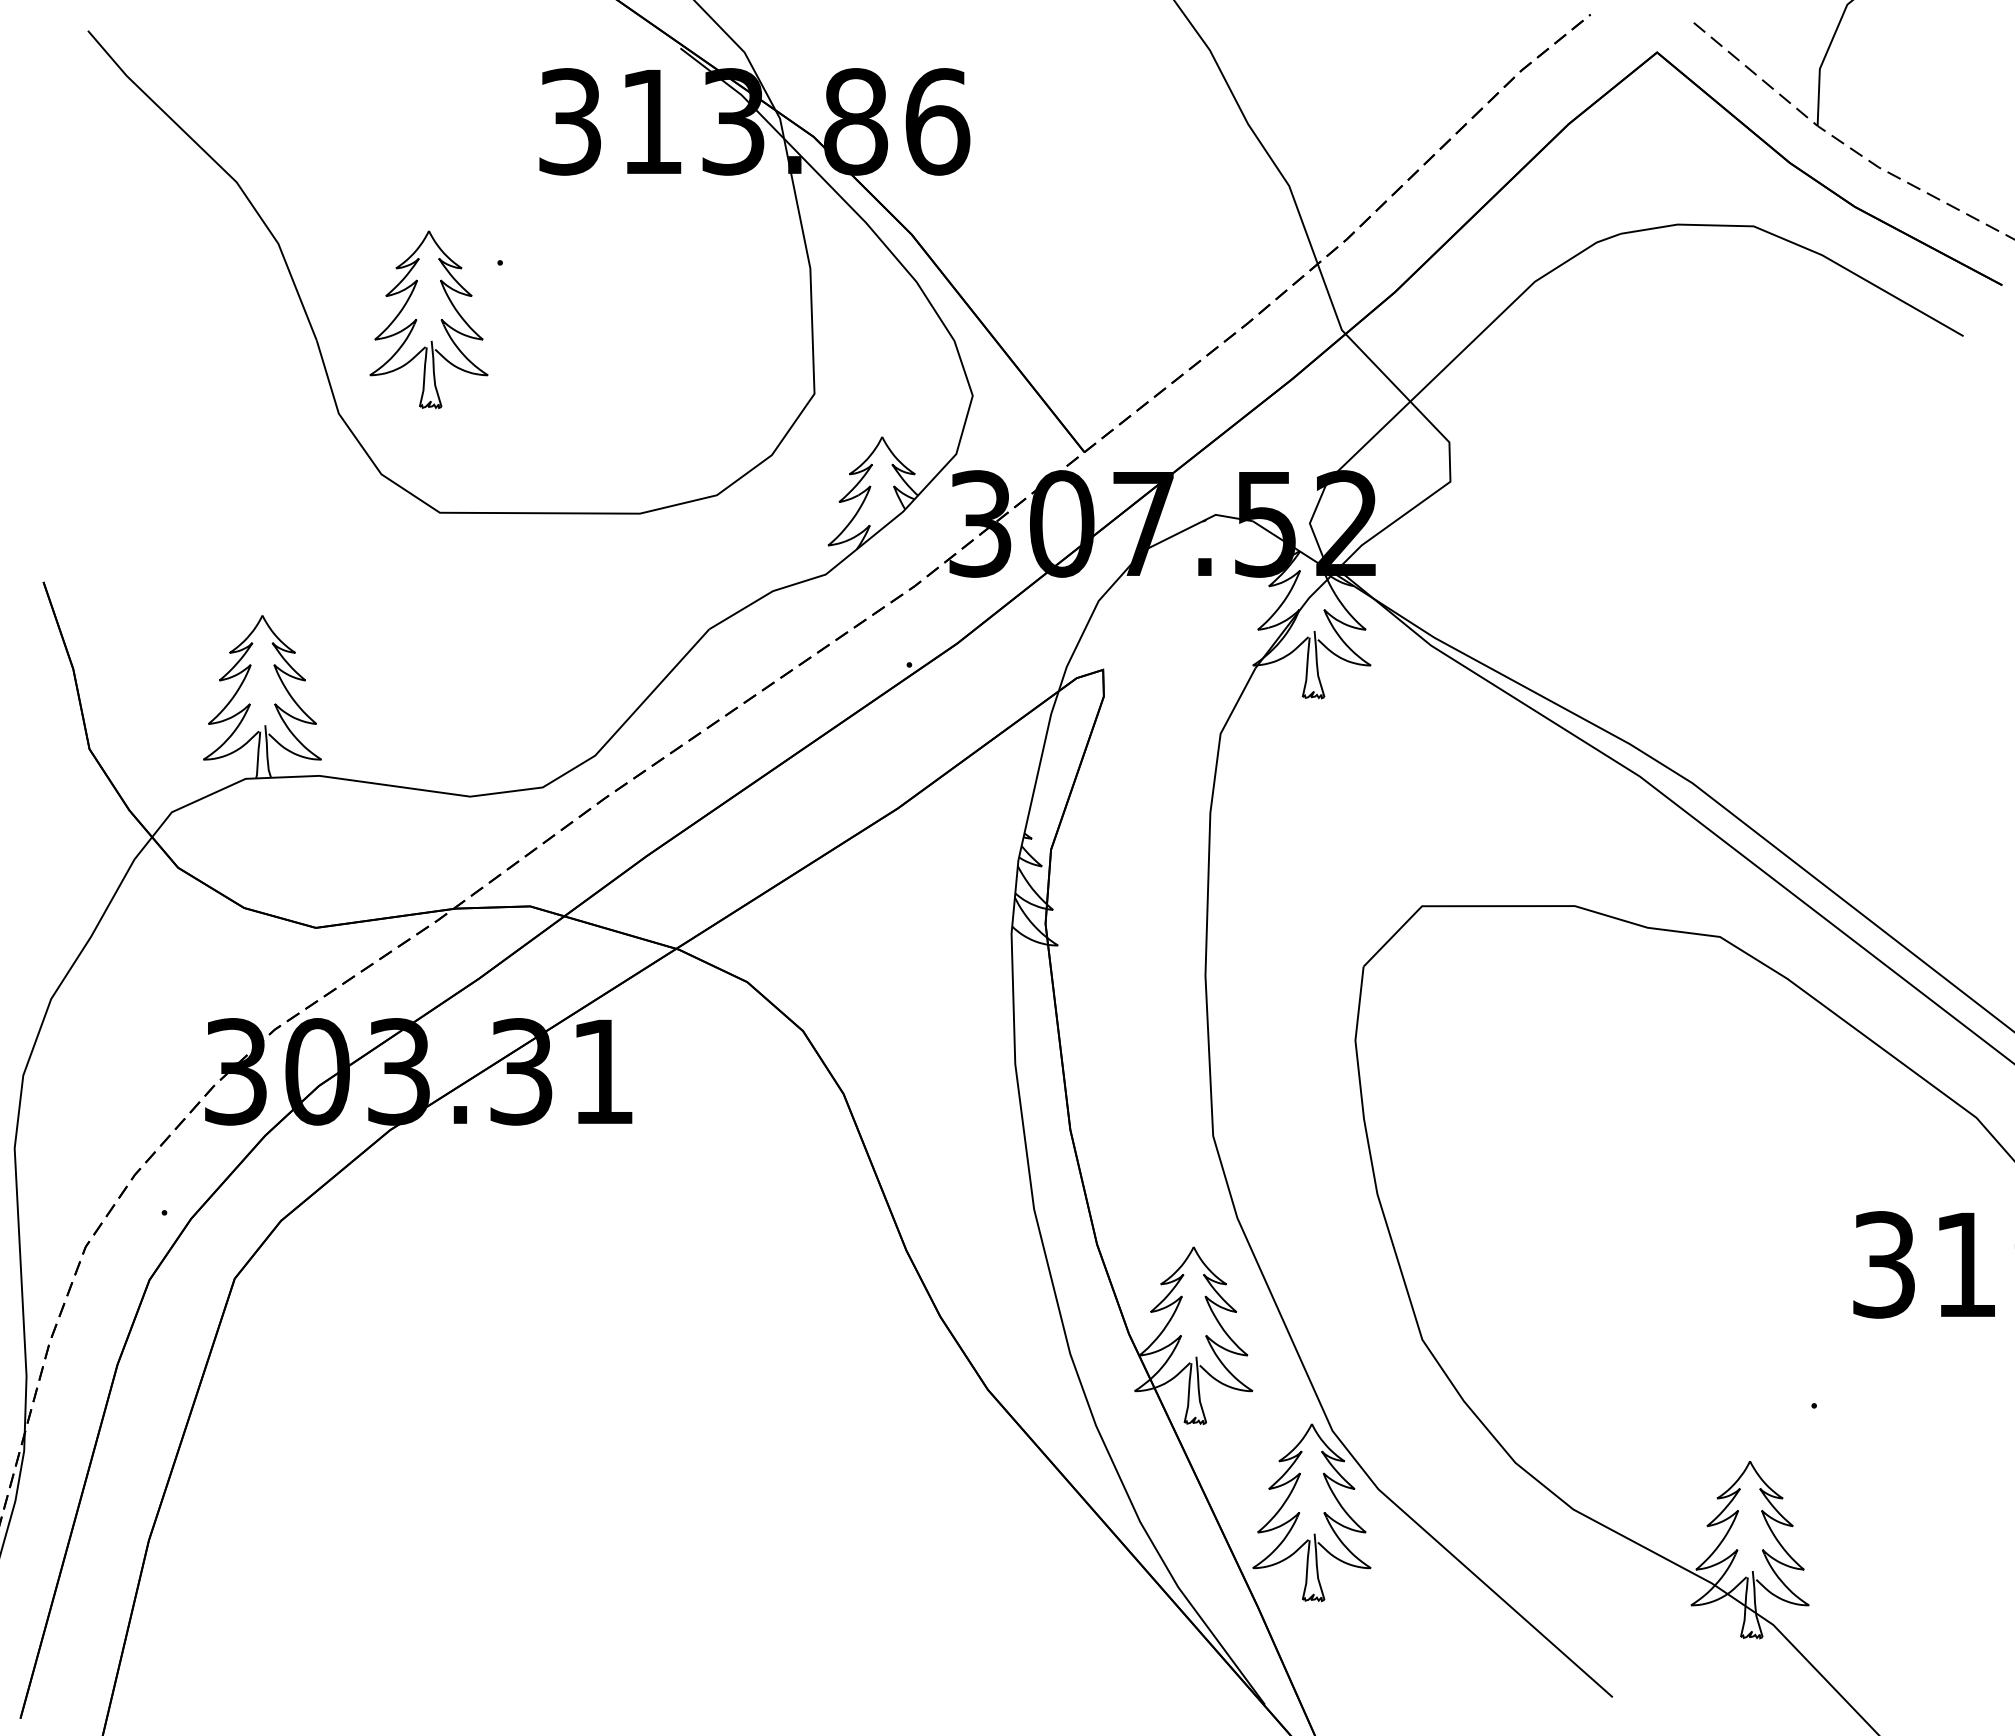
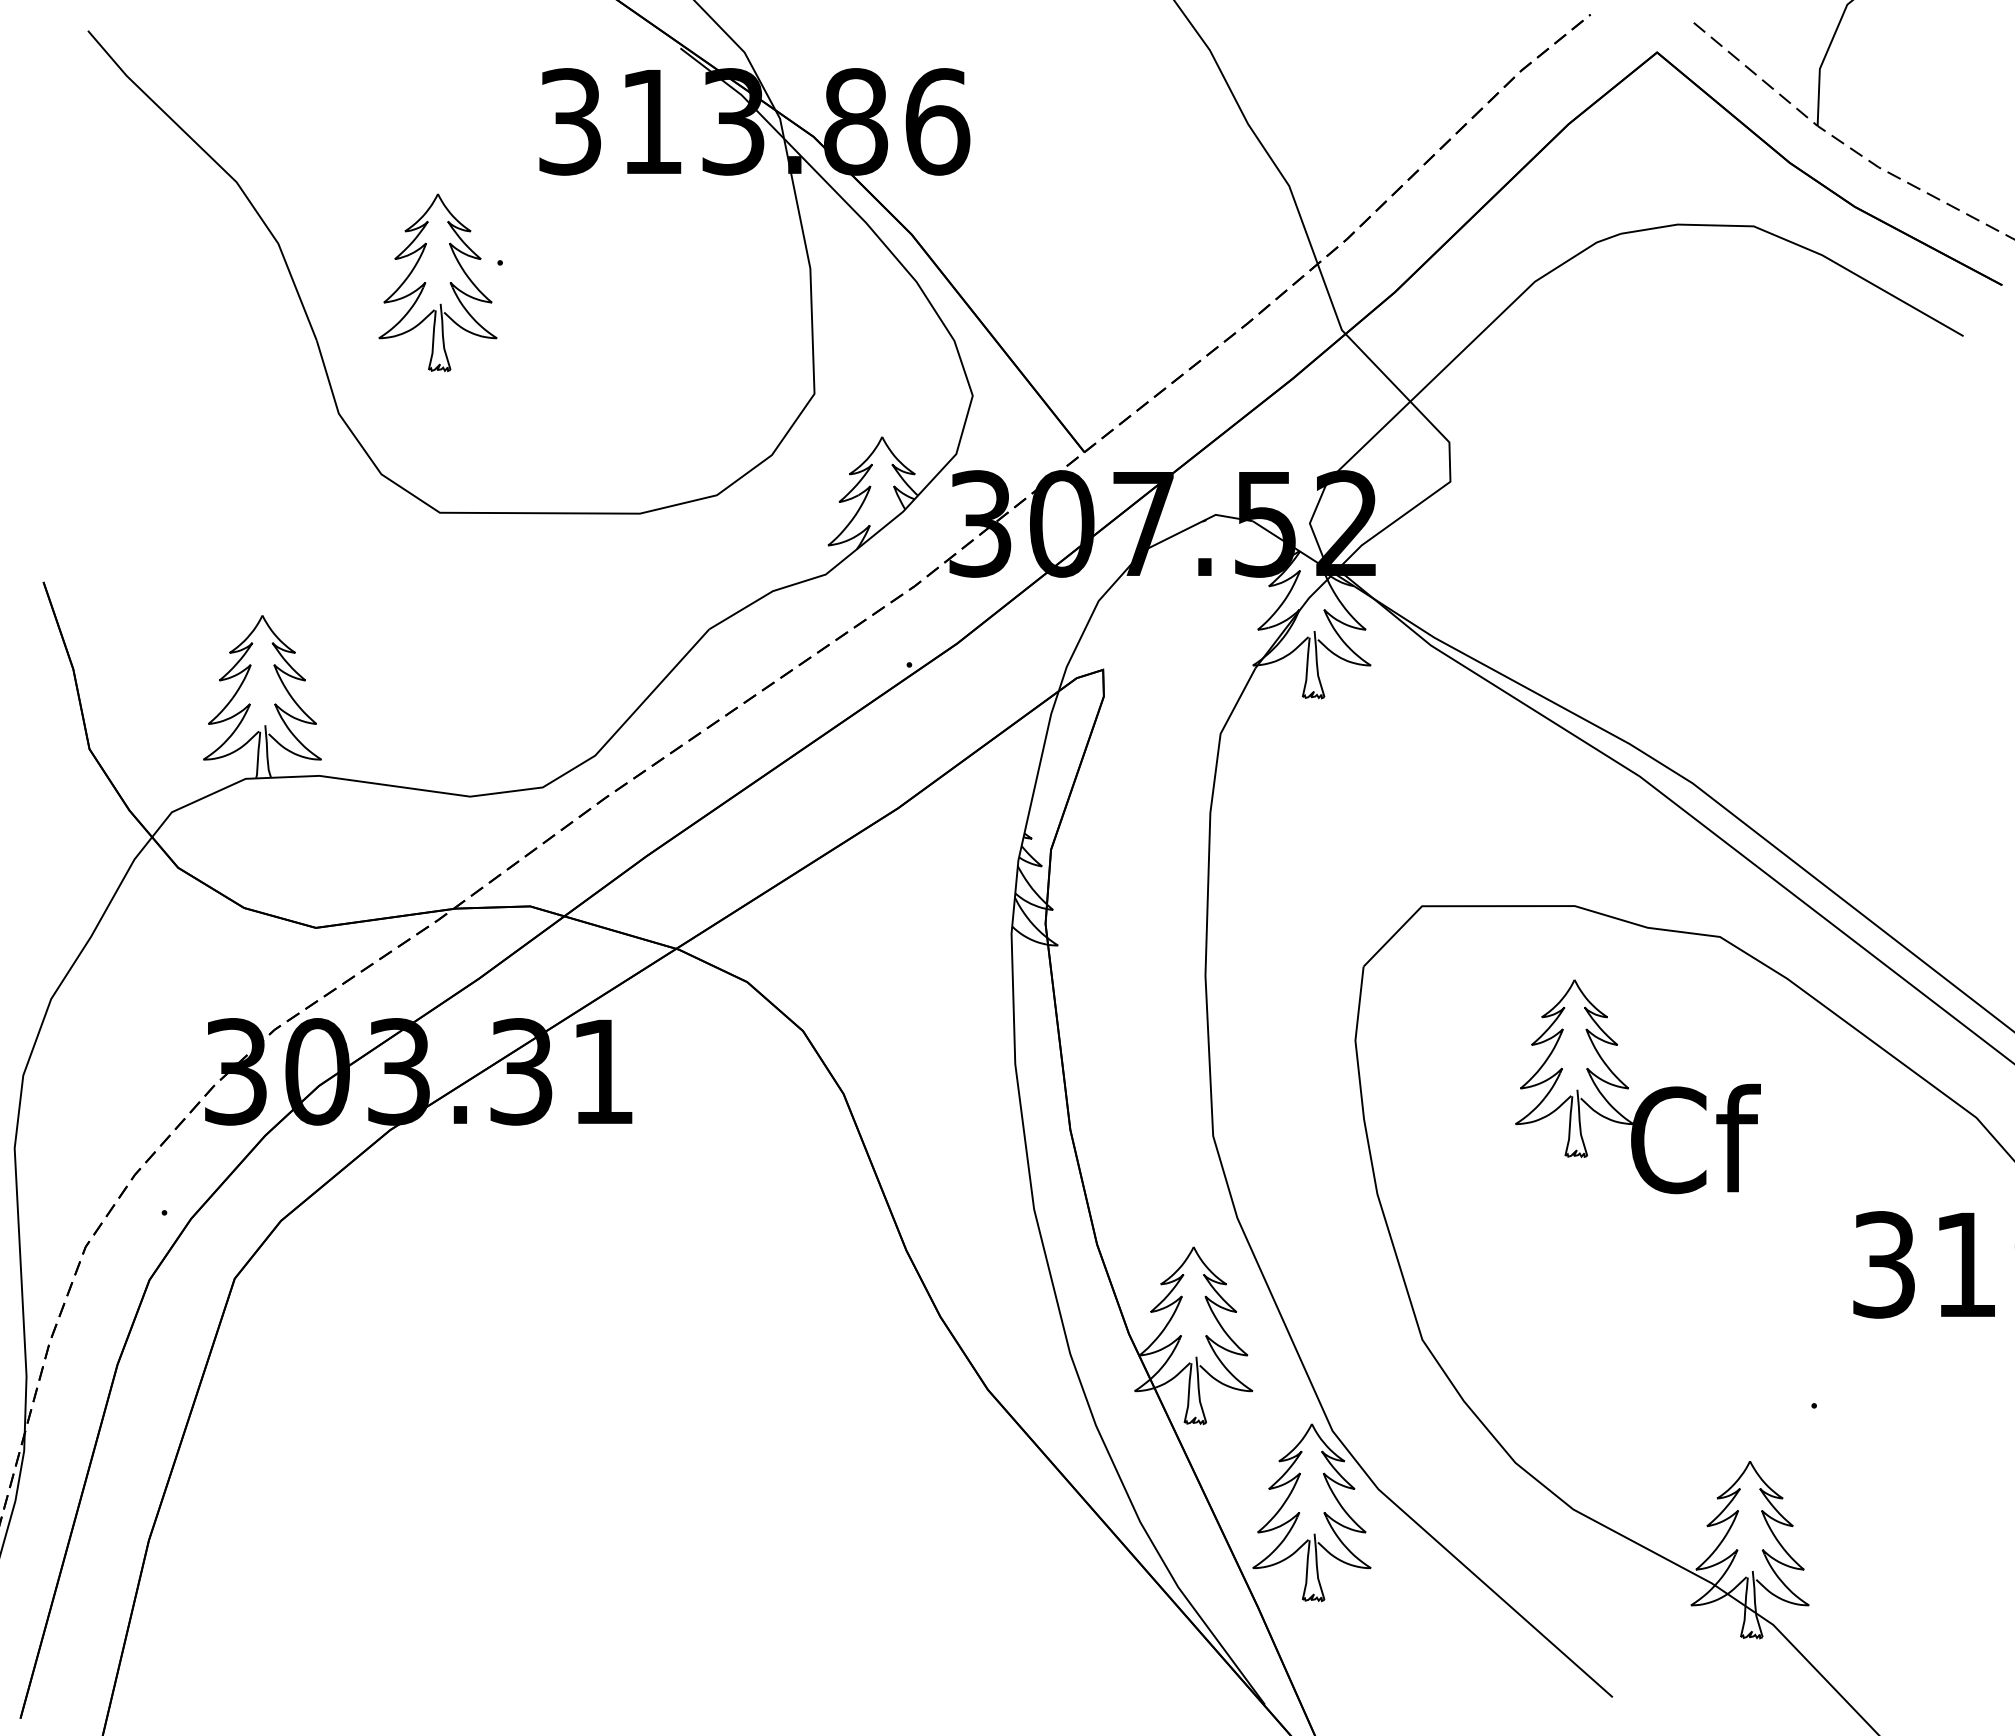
part position: (428, 319) -> (437, 282) (437, 282)
part: none -> present (1628, 1087)
